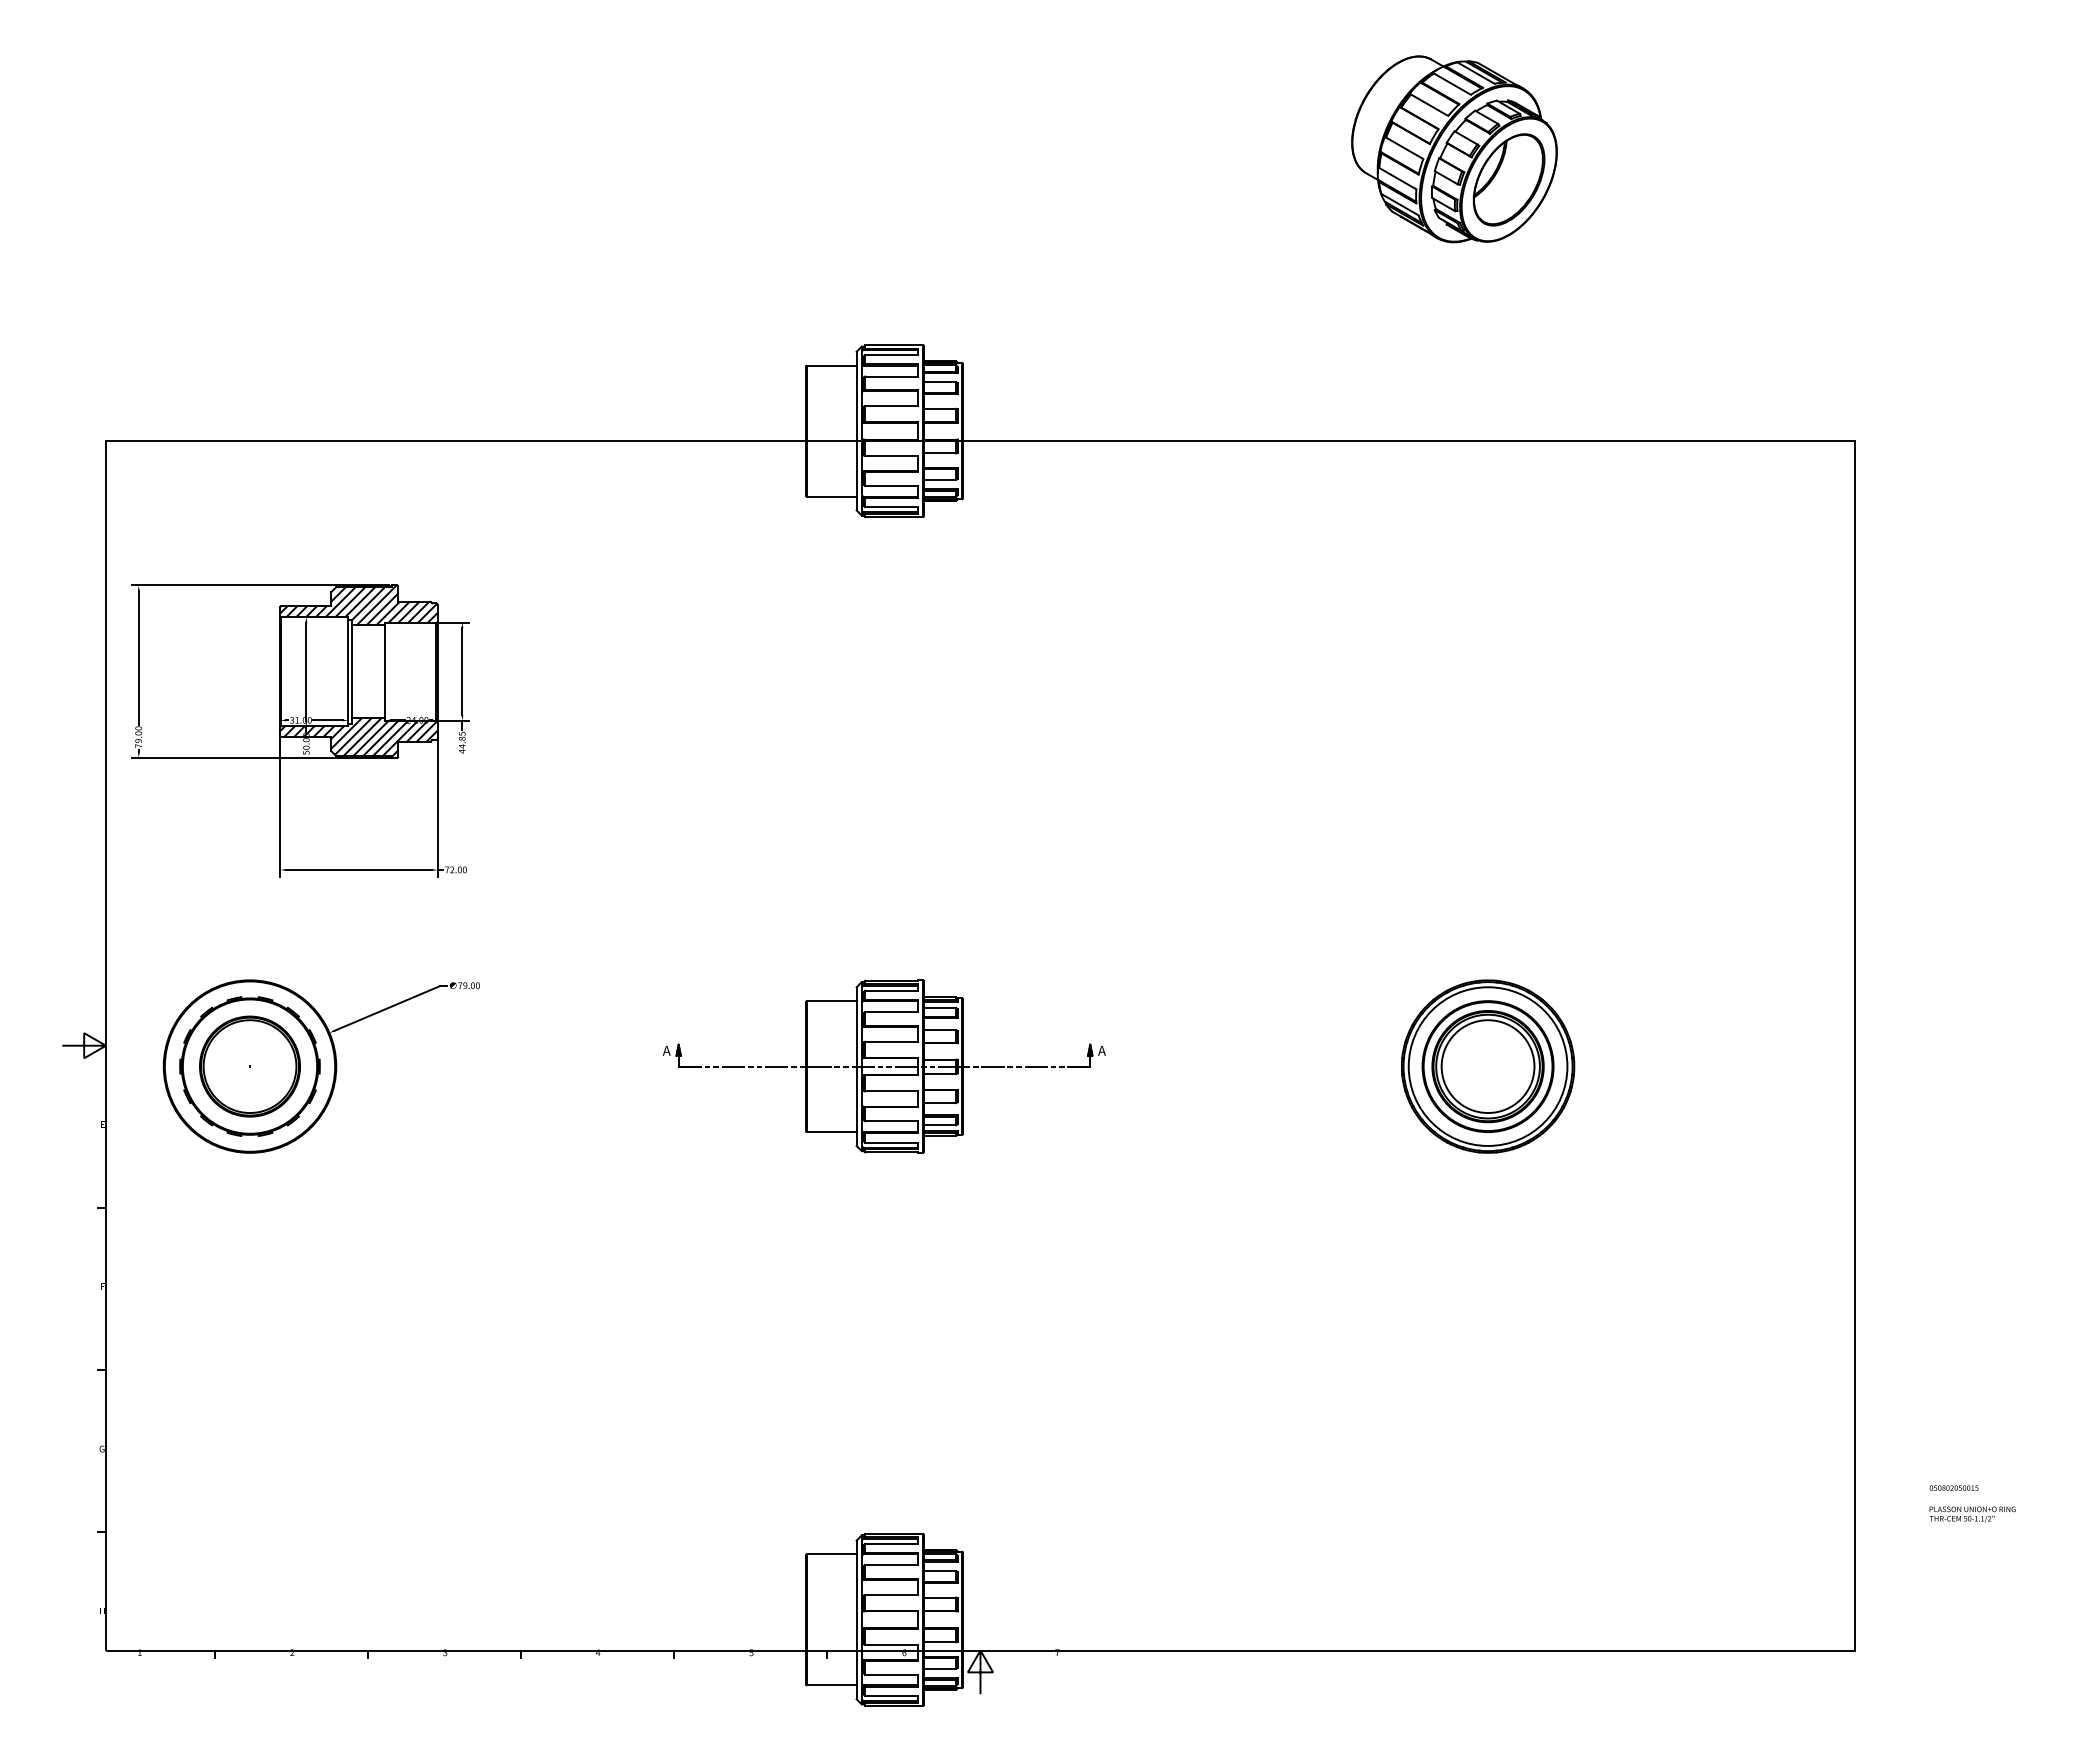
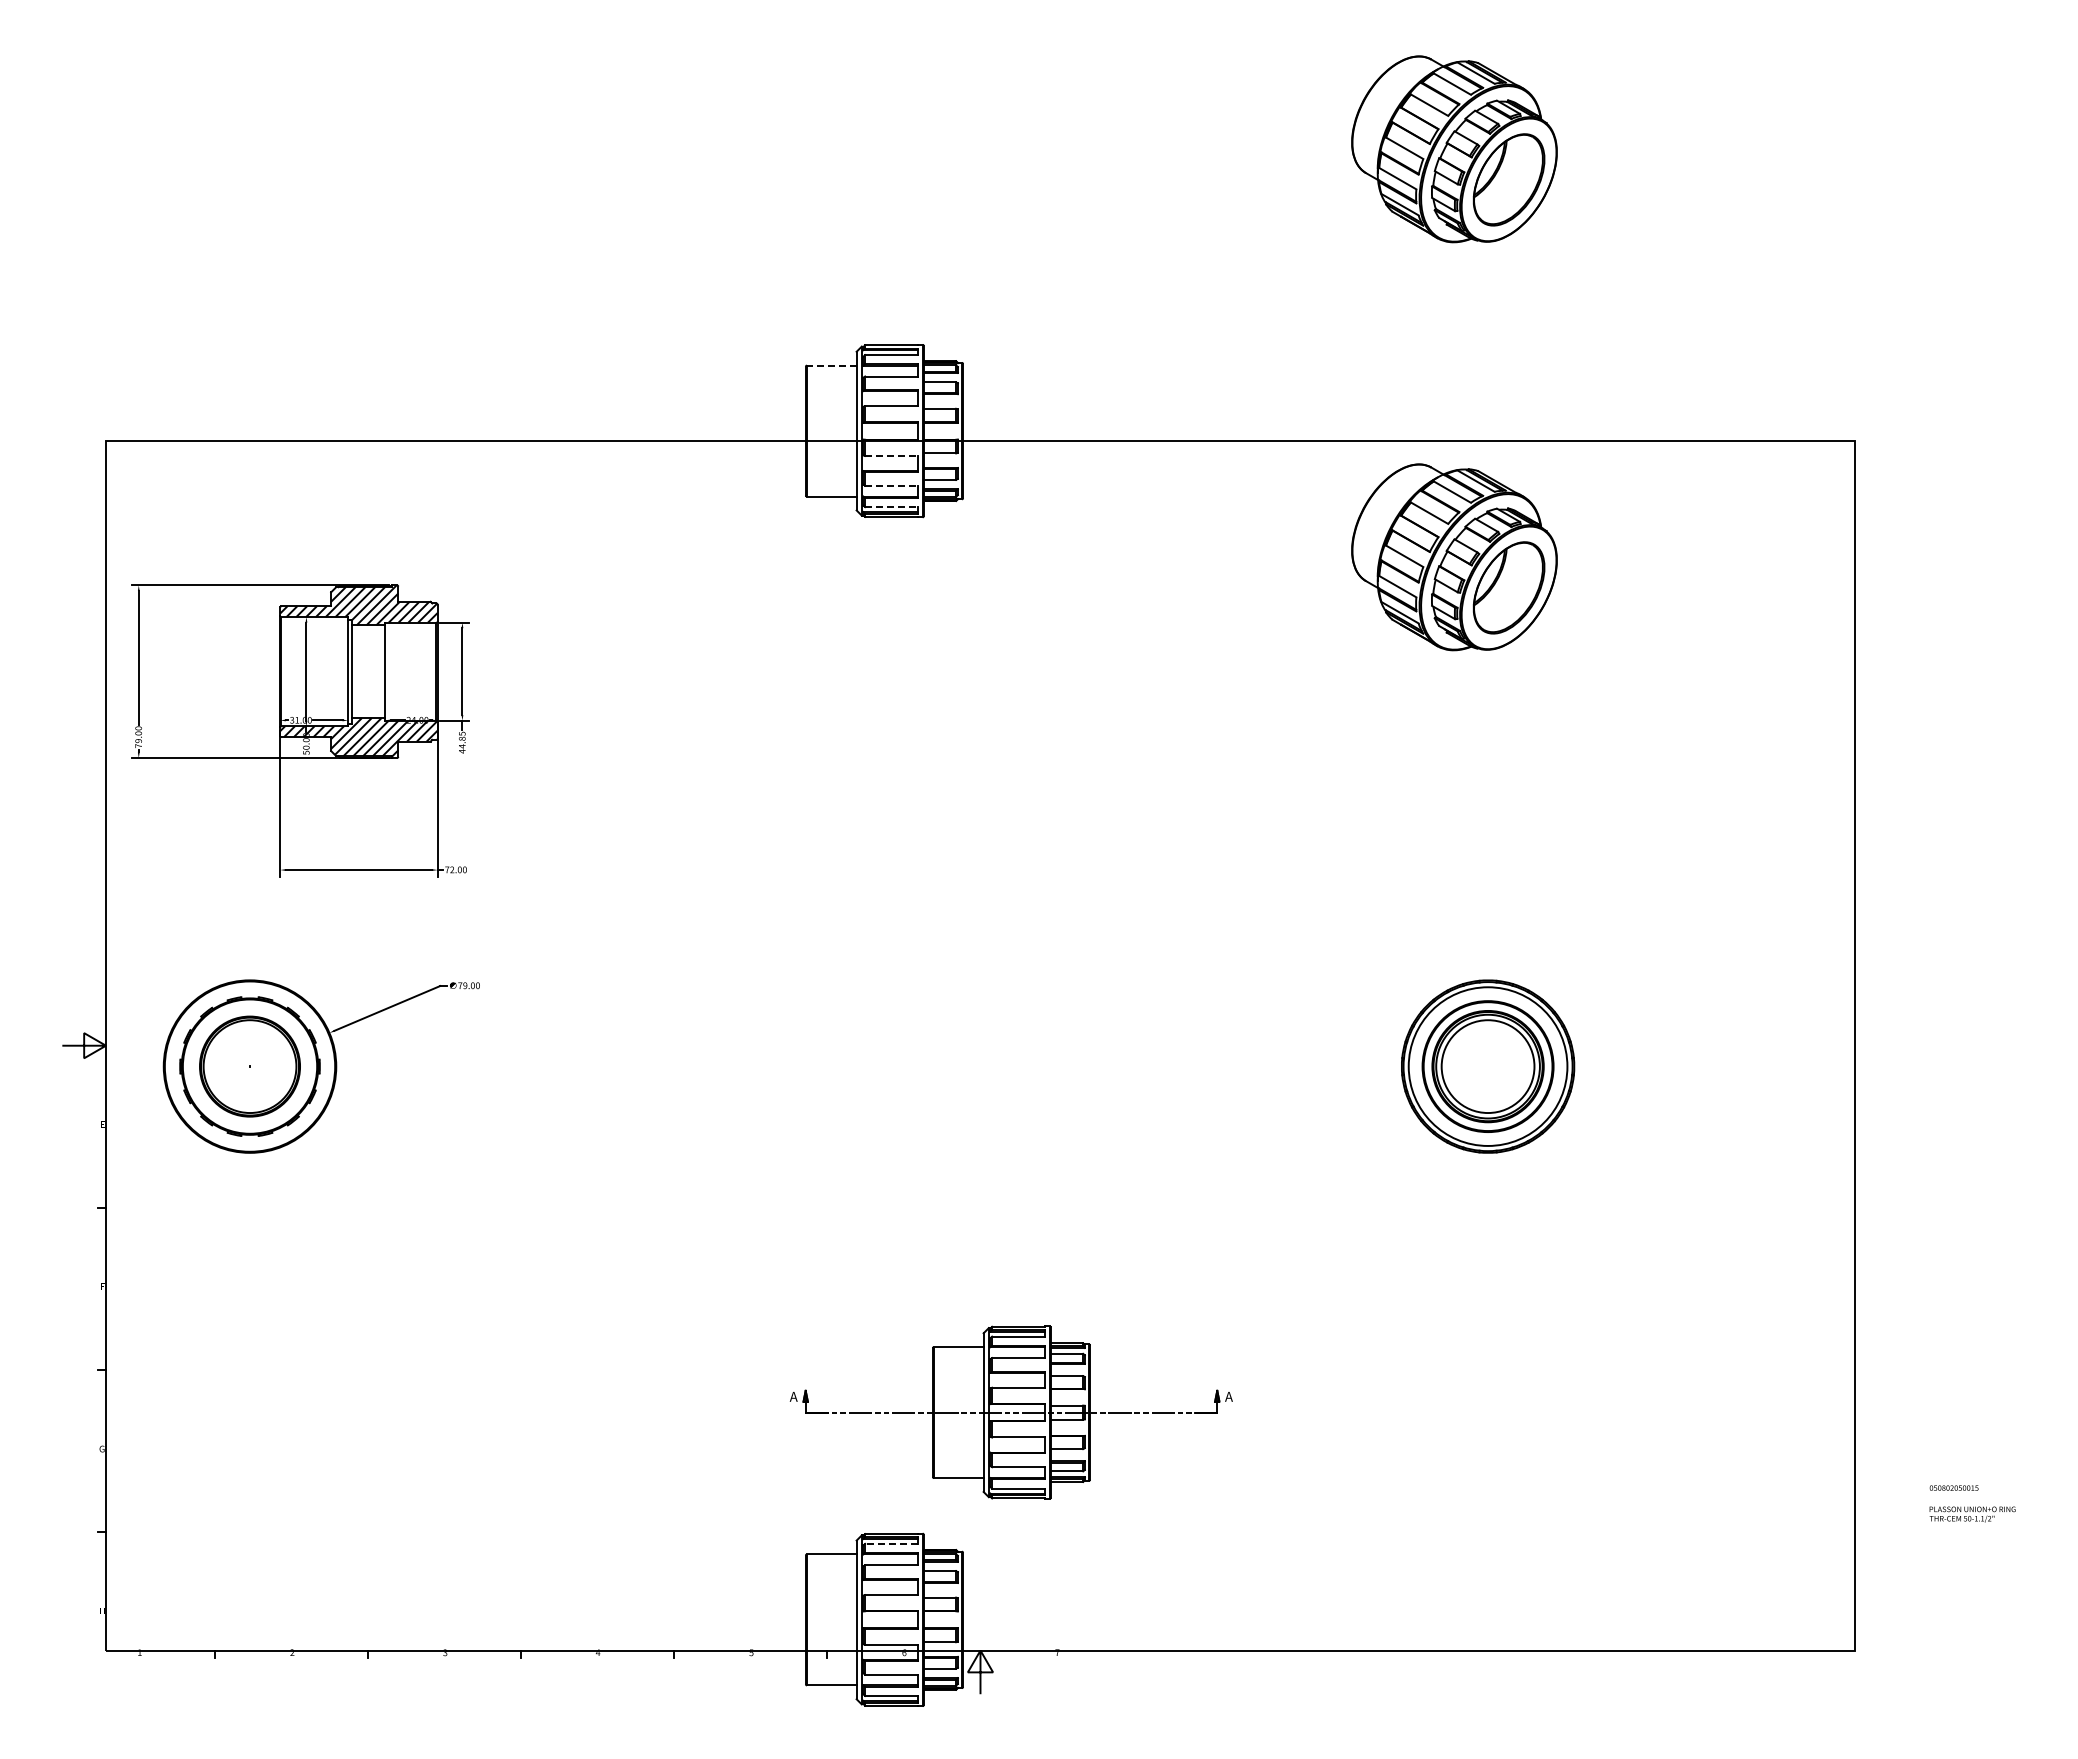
line: solid -> dashed (831, 365)
line: solid -> dashed (891, 455)
line: solid -> dashed (891, 485)
line: solid -> dashed (891, 507)
part: none -> present (1454, 557)
part position: (883, 1066) -> (1010, 1412) (1010, 1412)
line: solid -> dashed (890, 1543)
